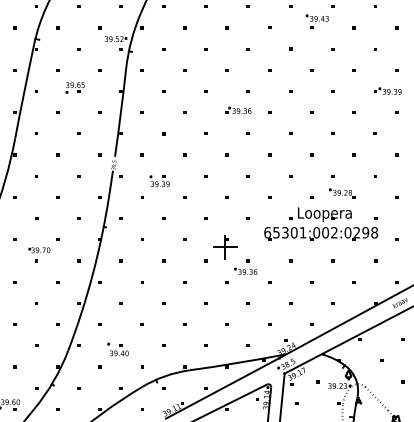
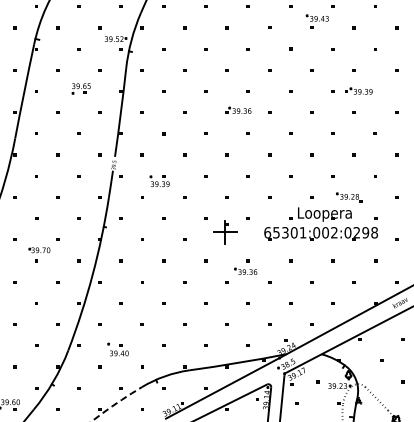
part position: (74, 87) -> (80, 88) (80, 88)
part position: (387, 90) -> (358, 90) (358, 90)
part position: (342, 193) -> (349, 197) (349, 197)
part position: (225, 247) -> (225, 232) (225, 232)
arc: solid -> dashed (116, 403)
